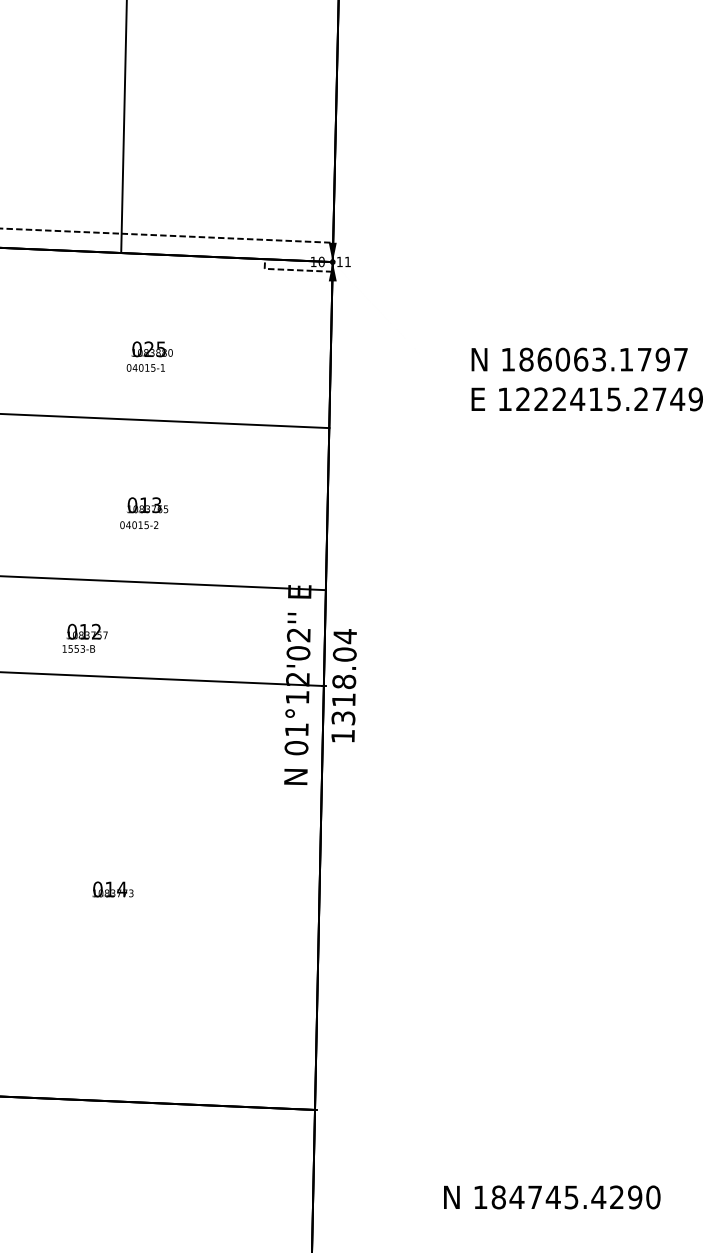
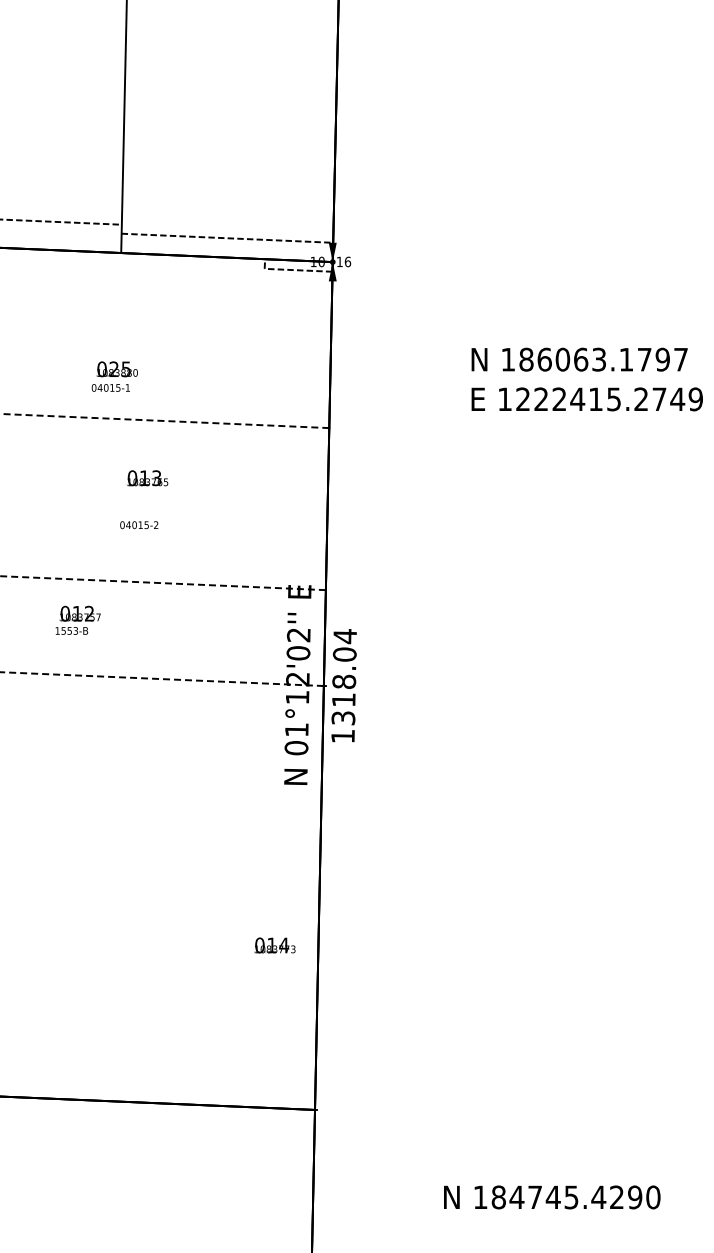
line position: (61, 230) -> (61, 221) (61, 221)
text: 11 -> 16 (347, 261)
text position: (149, 356) -> (114, 376) (114, 376)
line: solid -> dashed (164, 421)
text position: (147, 505) -> (147, 478) (147, 478)
line: solid -> dashed (163, 583)
text position: (84, 637) -> (77, 619) (77, 619)
line: solid -> dashed (162, 679)
text position: (112, 889) -> (274, 945) (274, 945)
